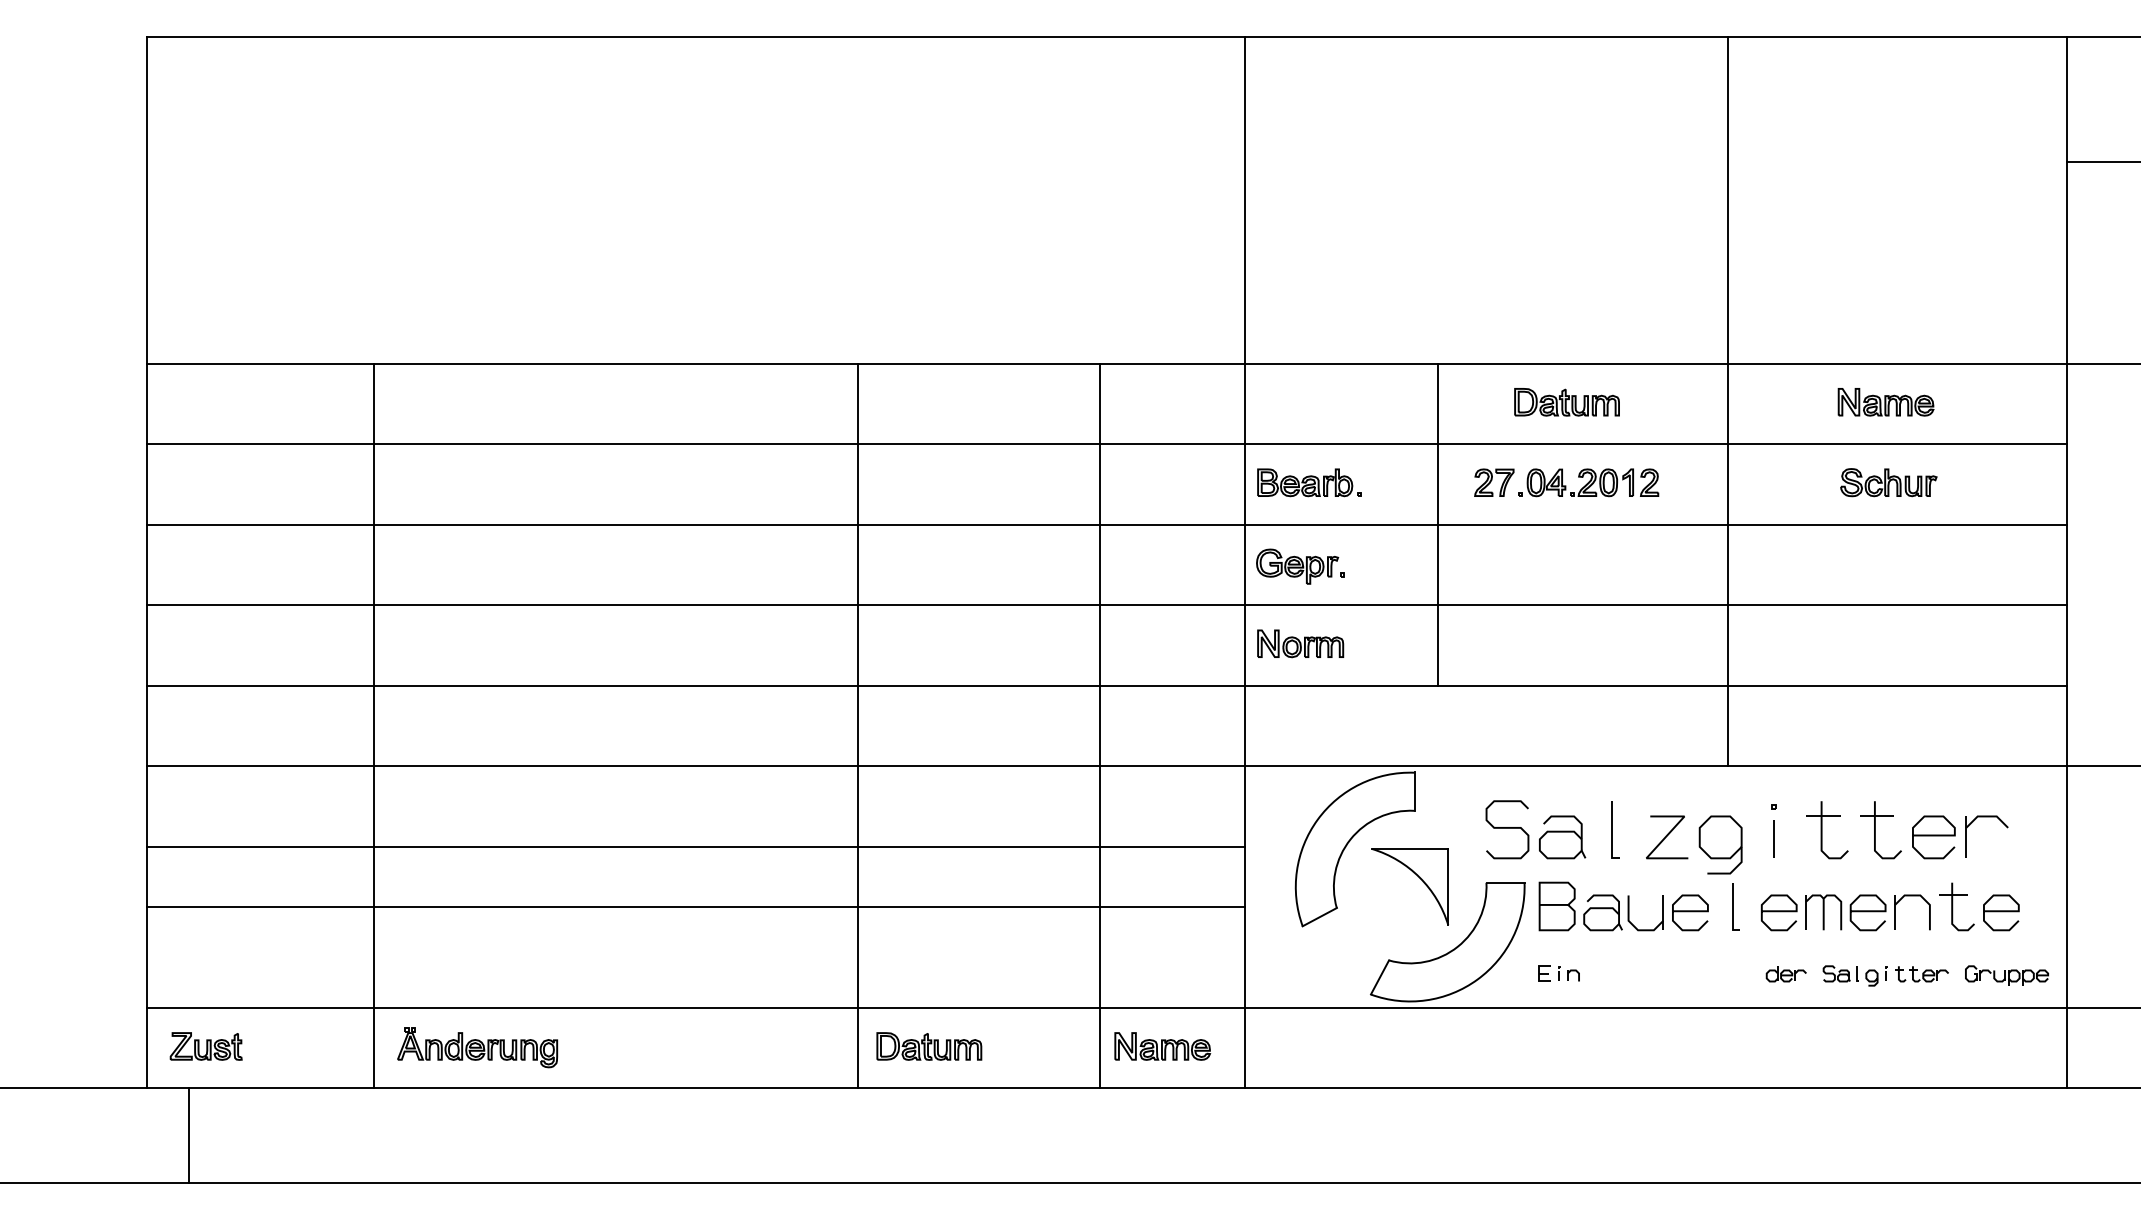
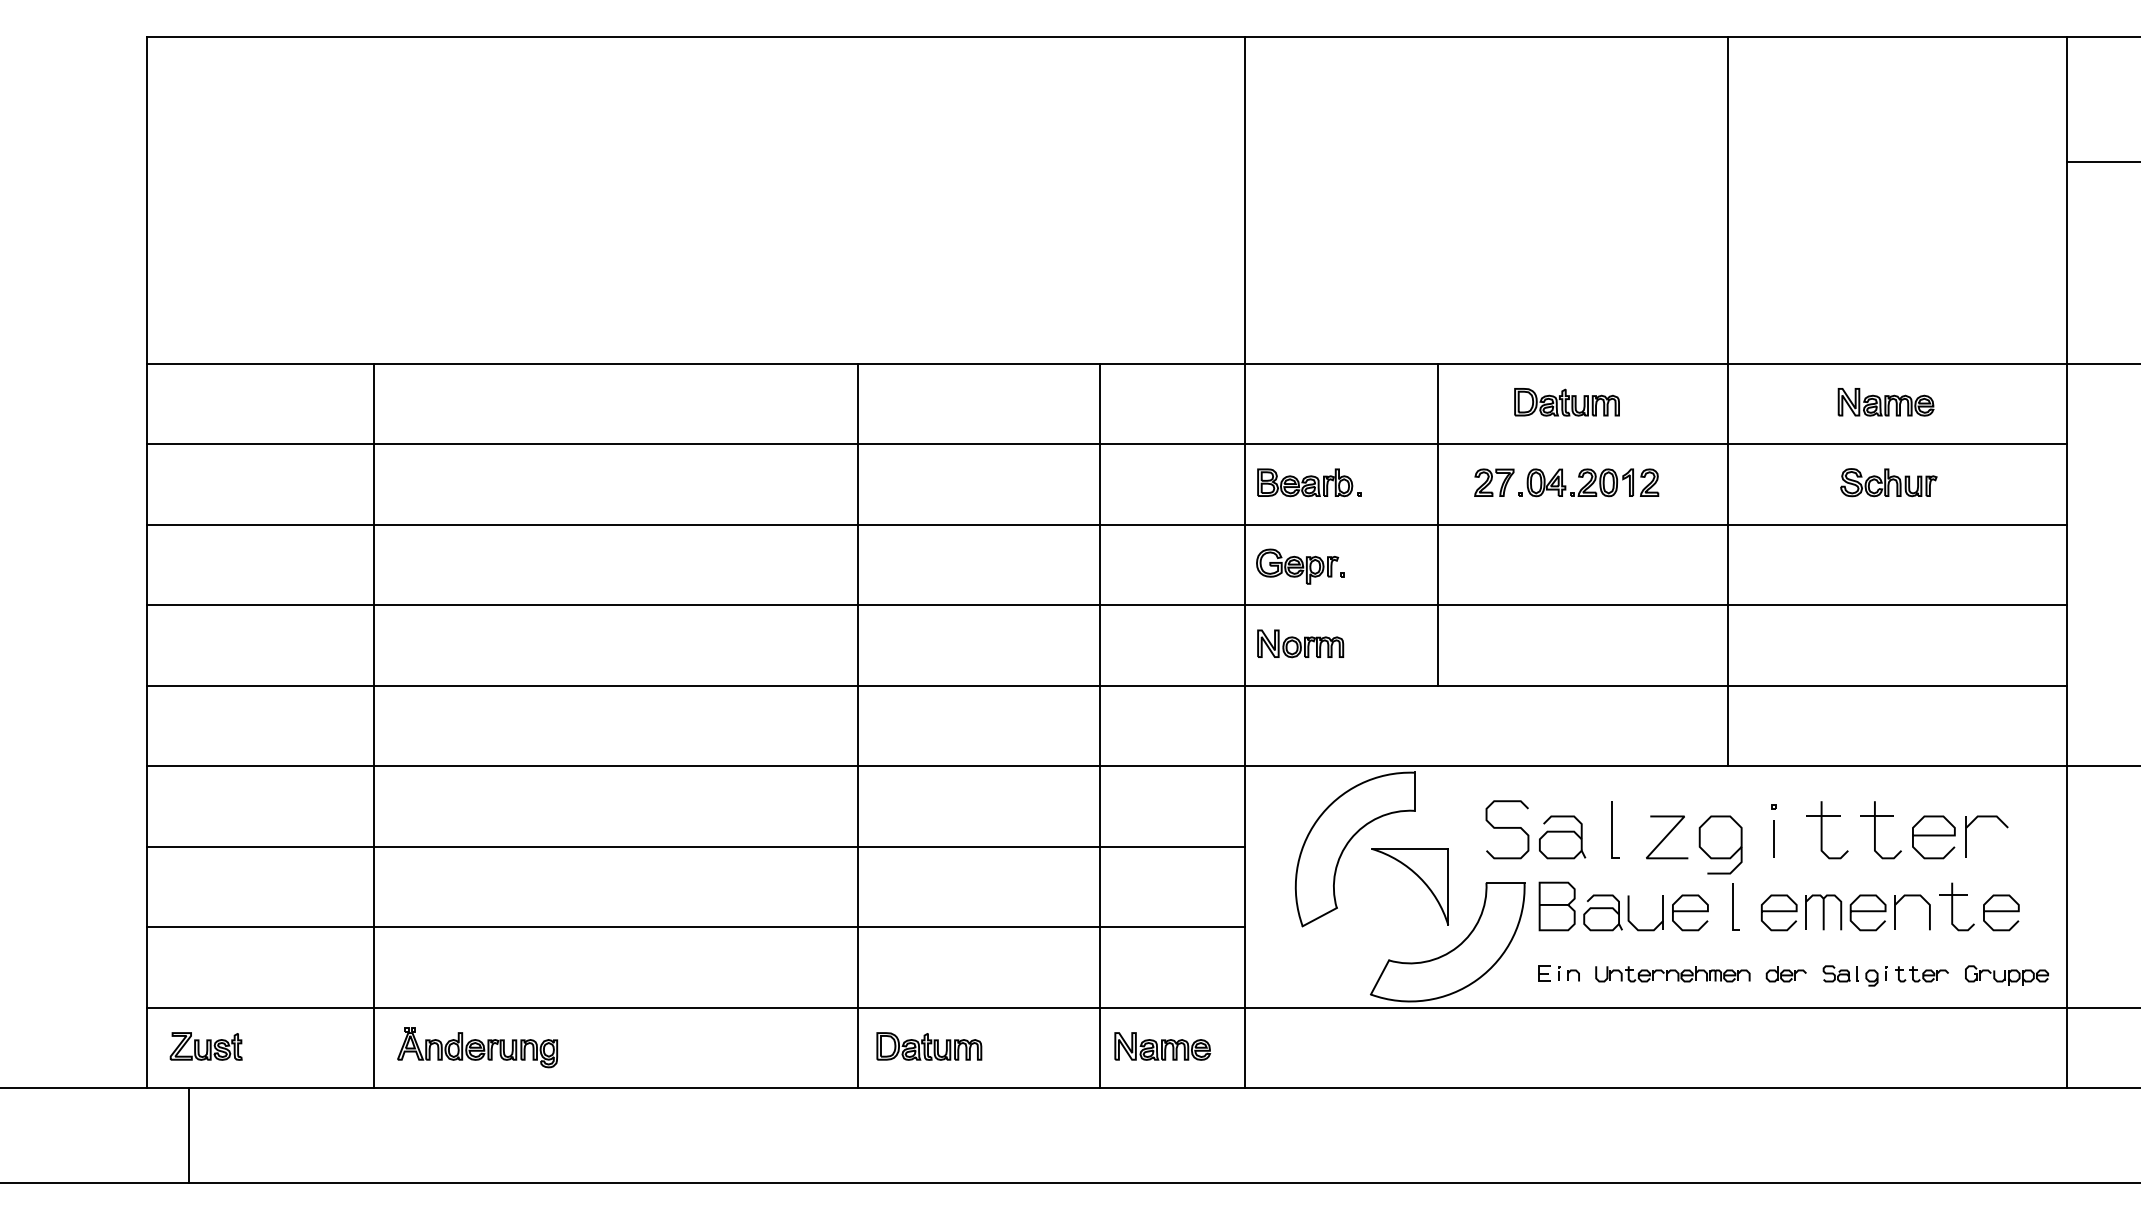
line position: (695, 907) -> (695, 927) (695, 927)
part: none -> present (1672, 974)
